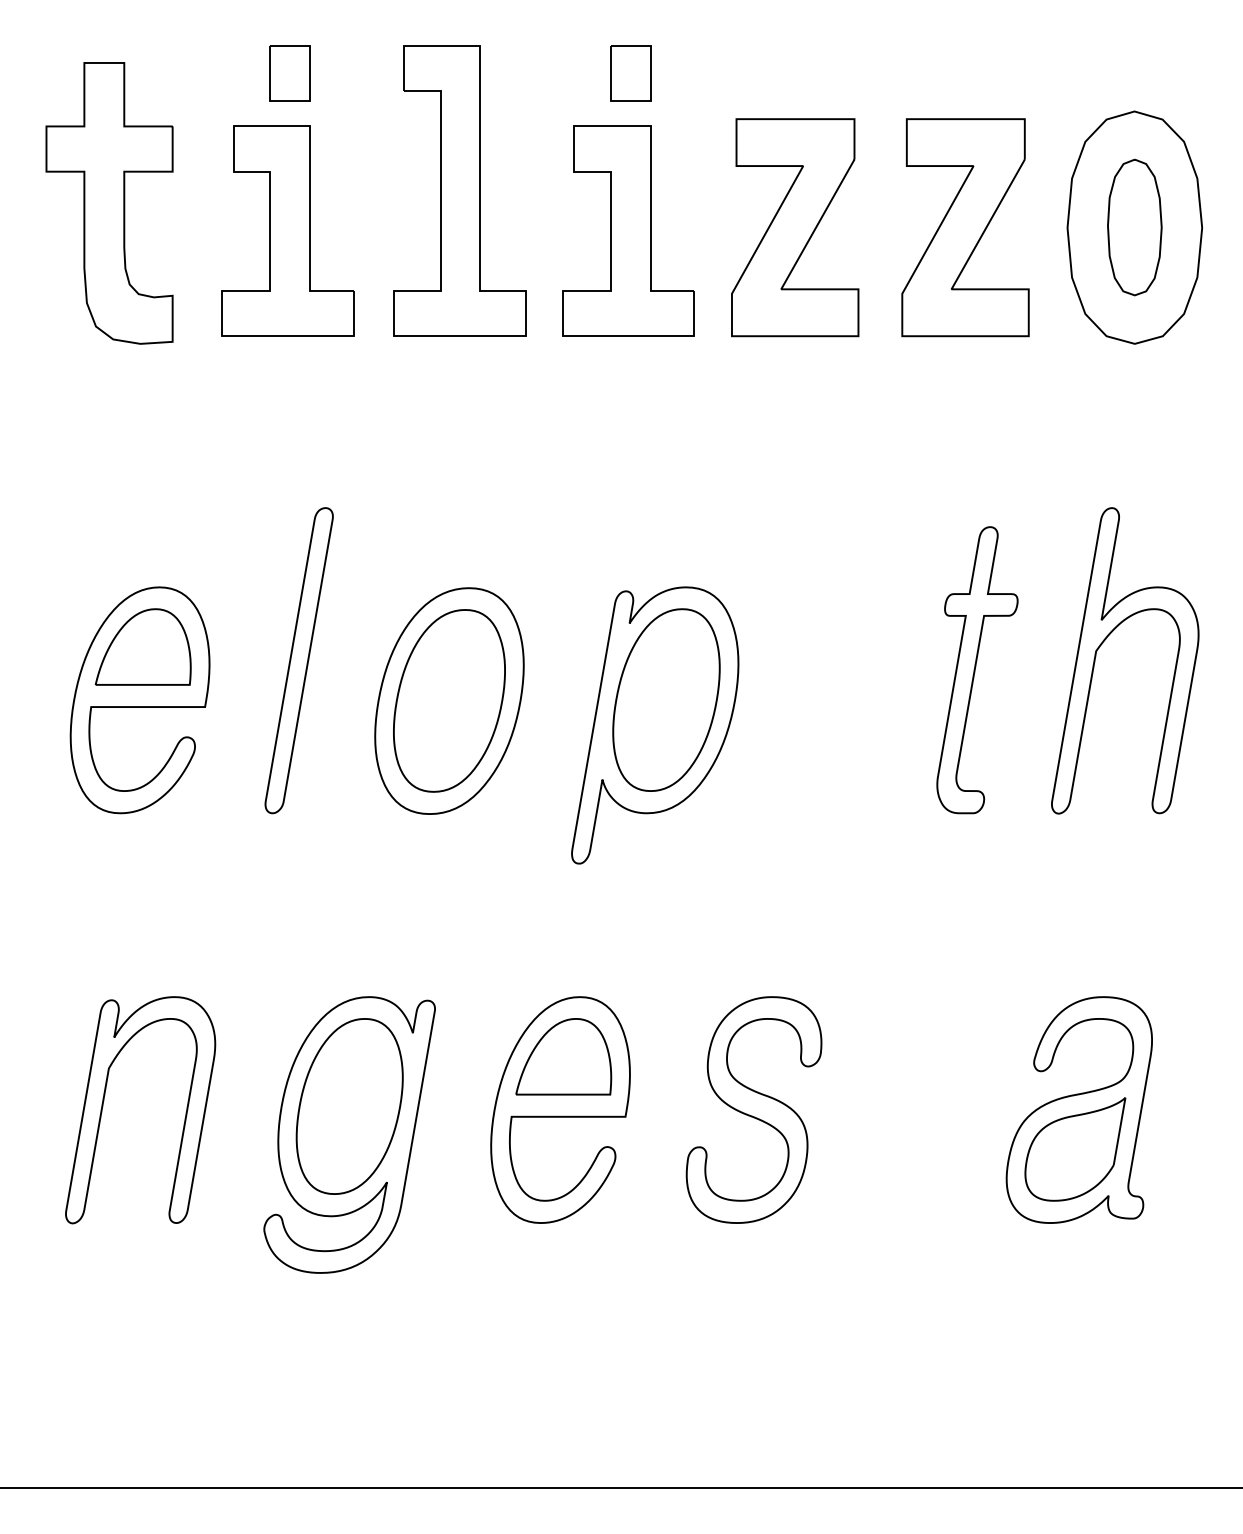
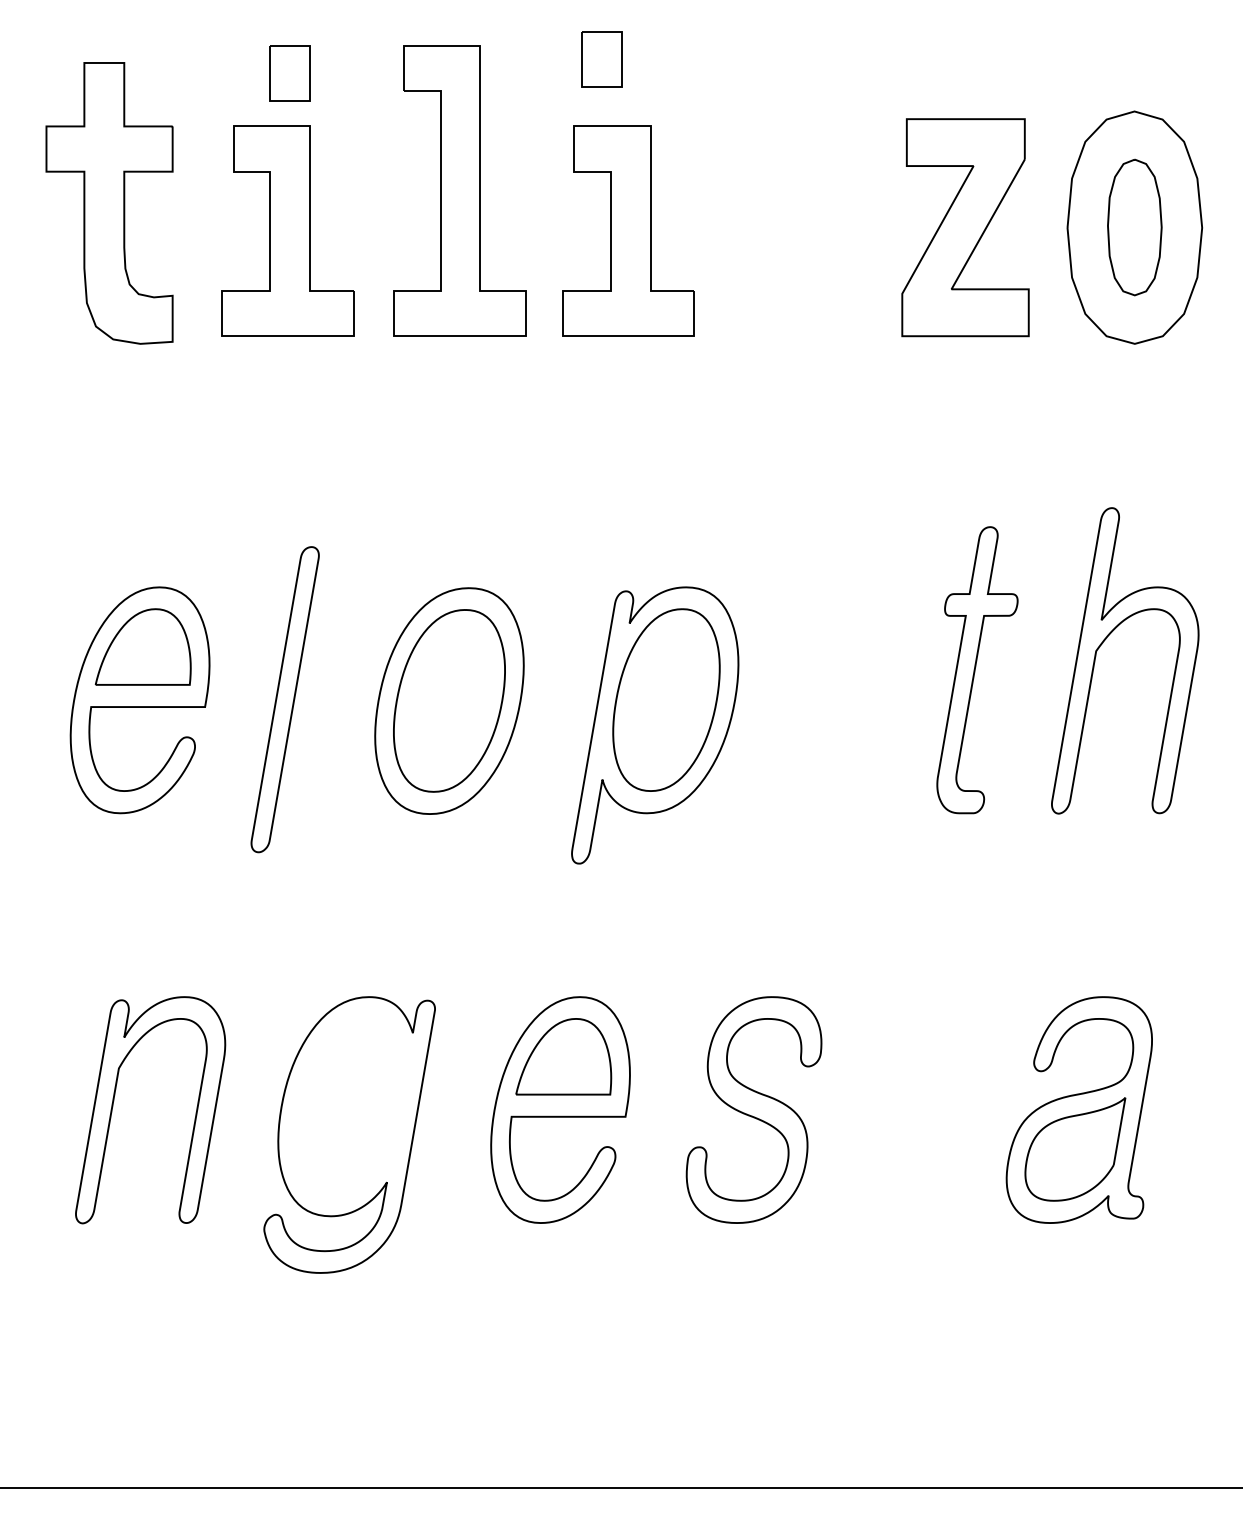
part position: (630, 73) -> (601, 59) (601, 59)
part: present -> none (795, 227)
part position: (298, 660) -> (284, 699) (284, 699)
part position: (104, 1101) -> (114, 1101) (114, 1101)
part: present -> none (349, 1106)
